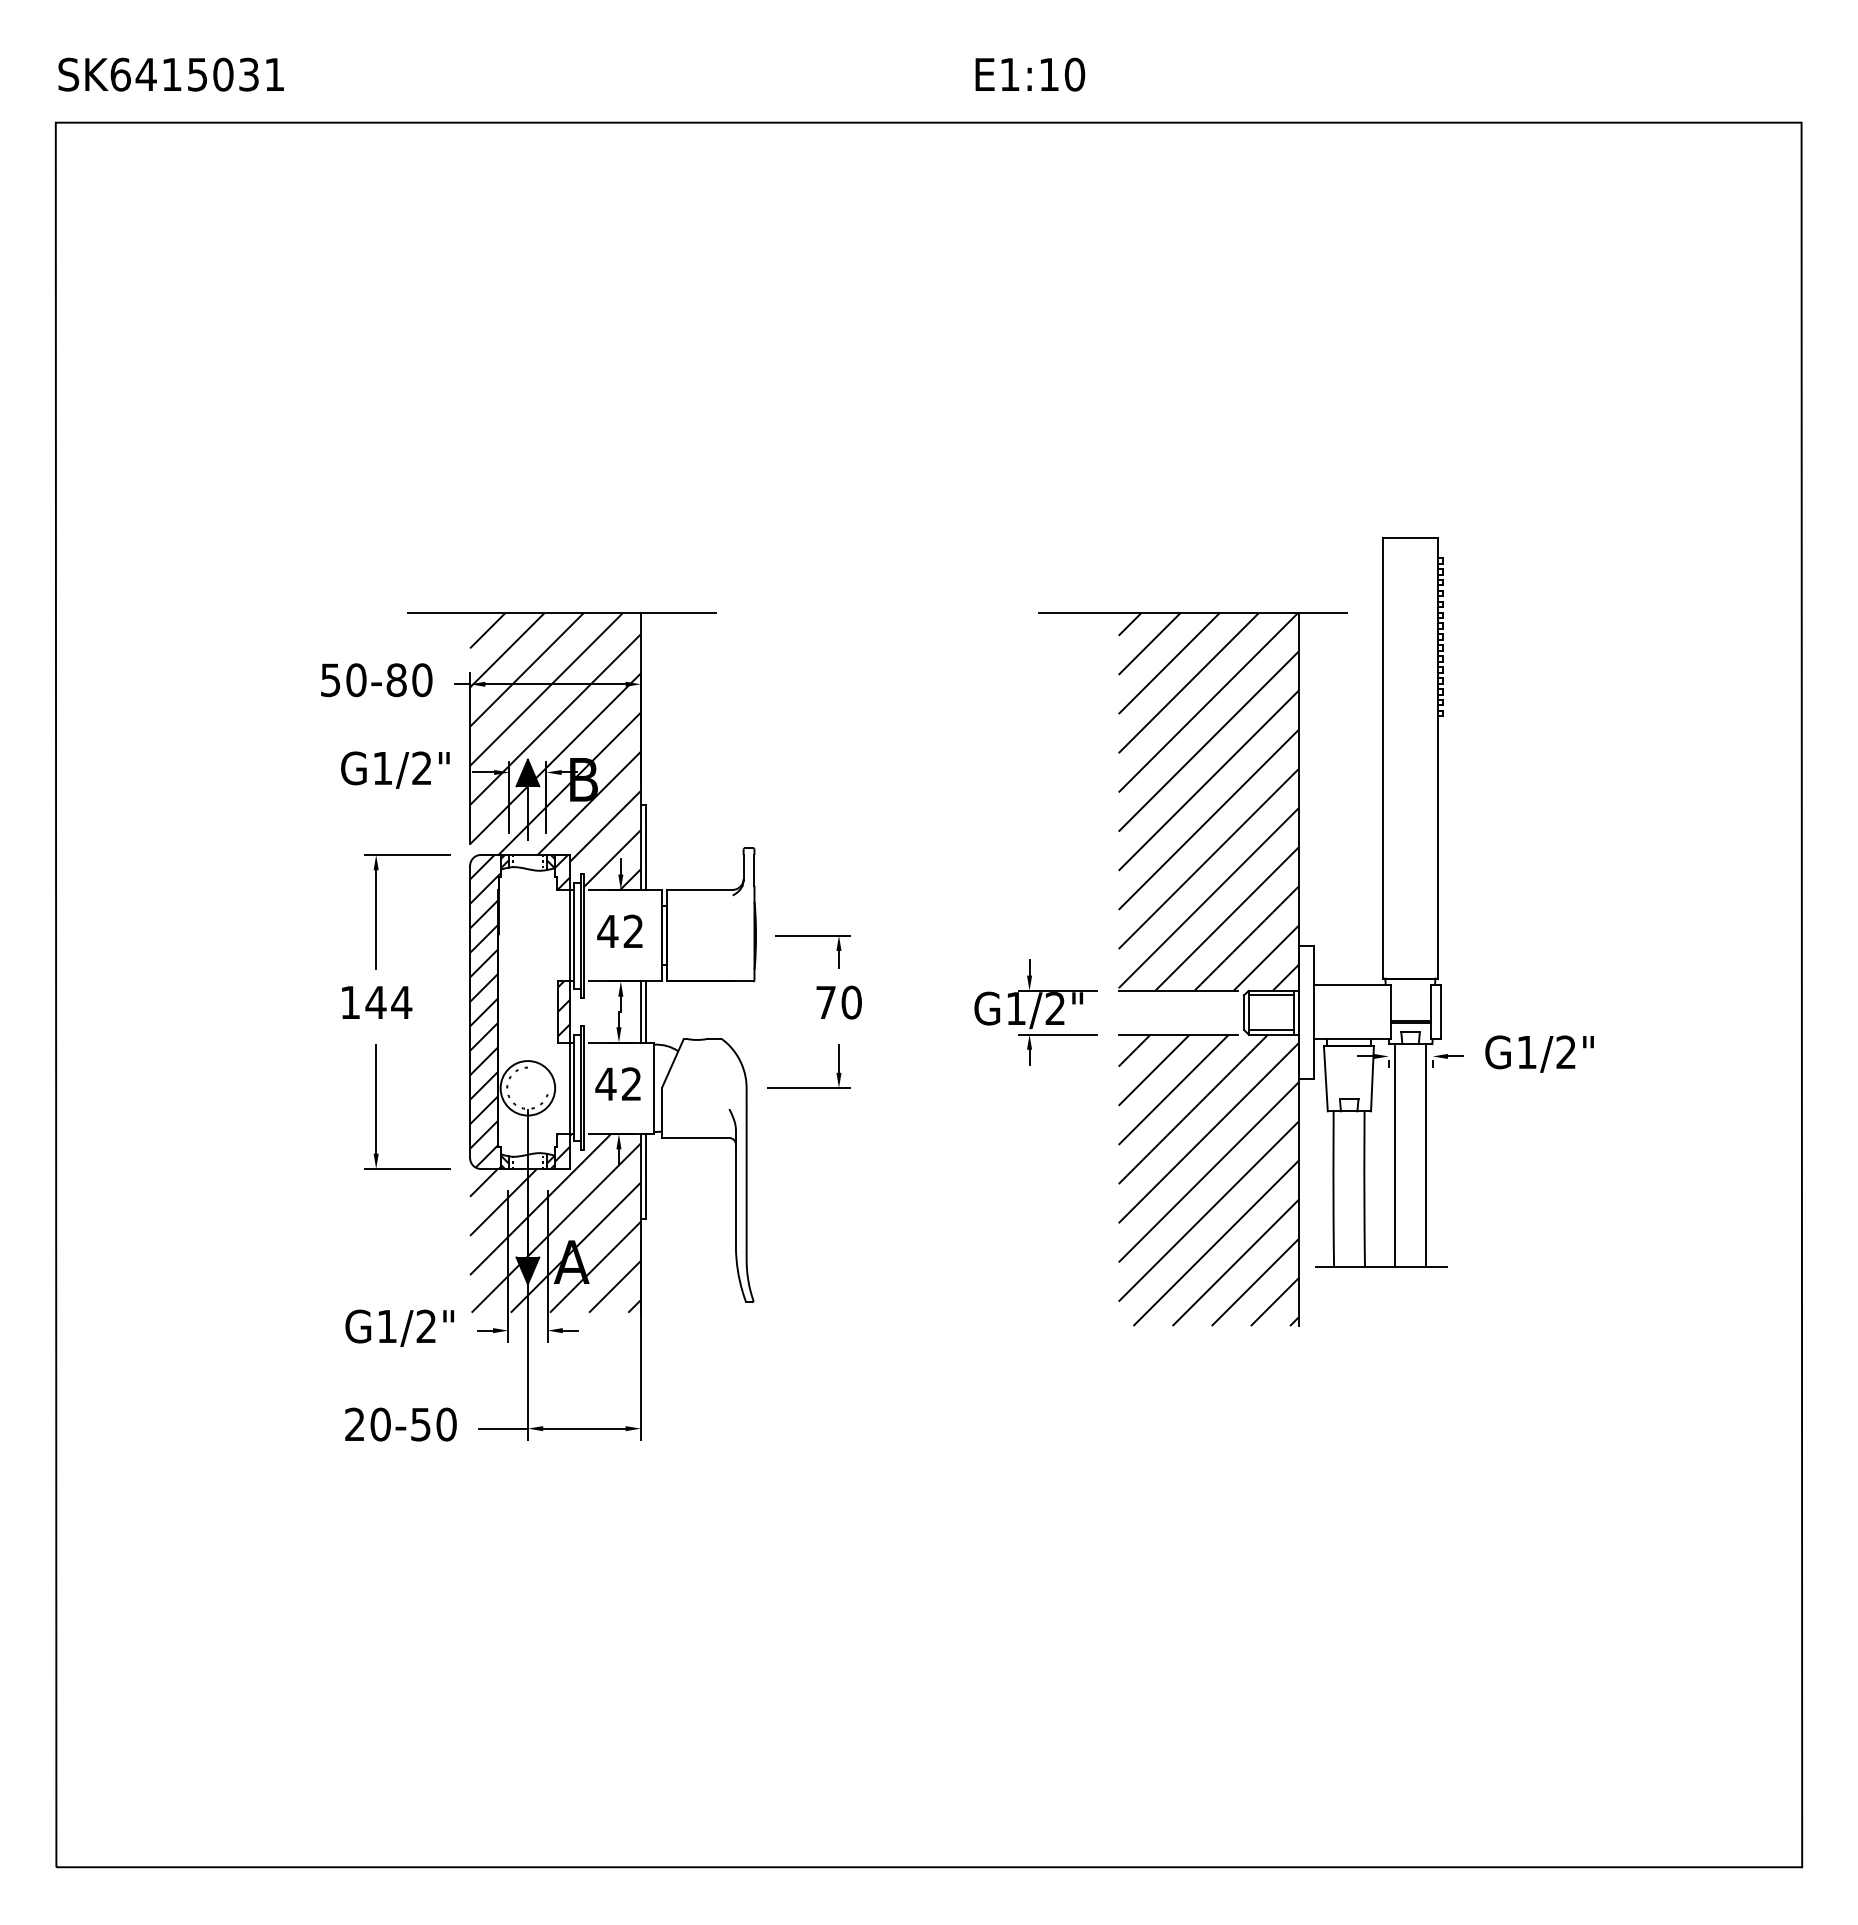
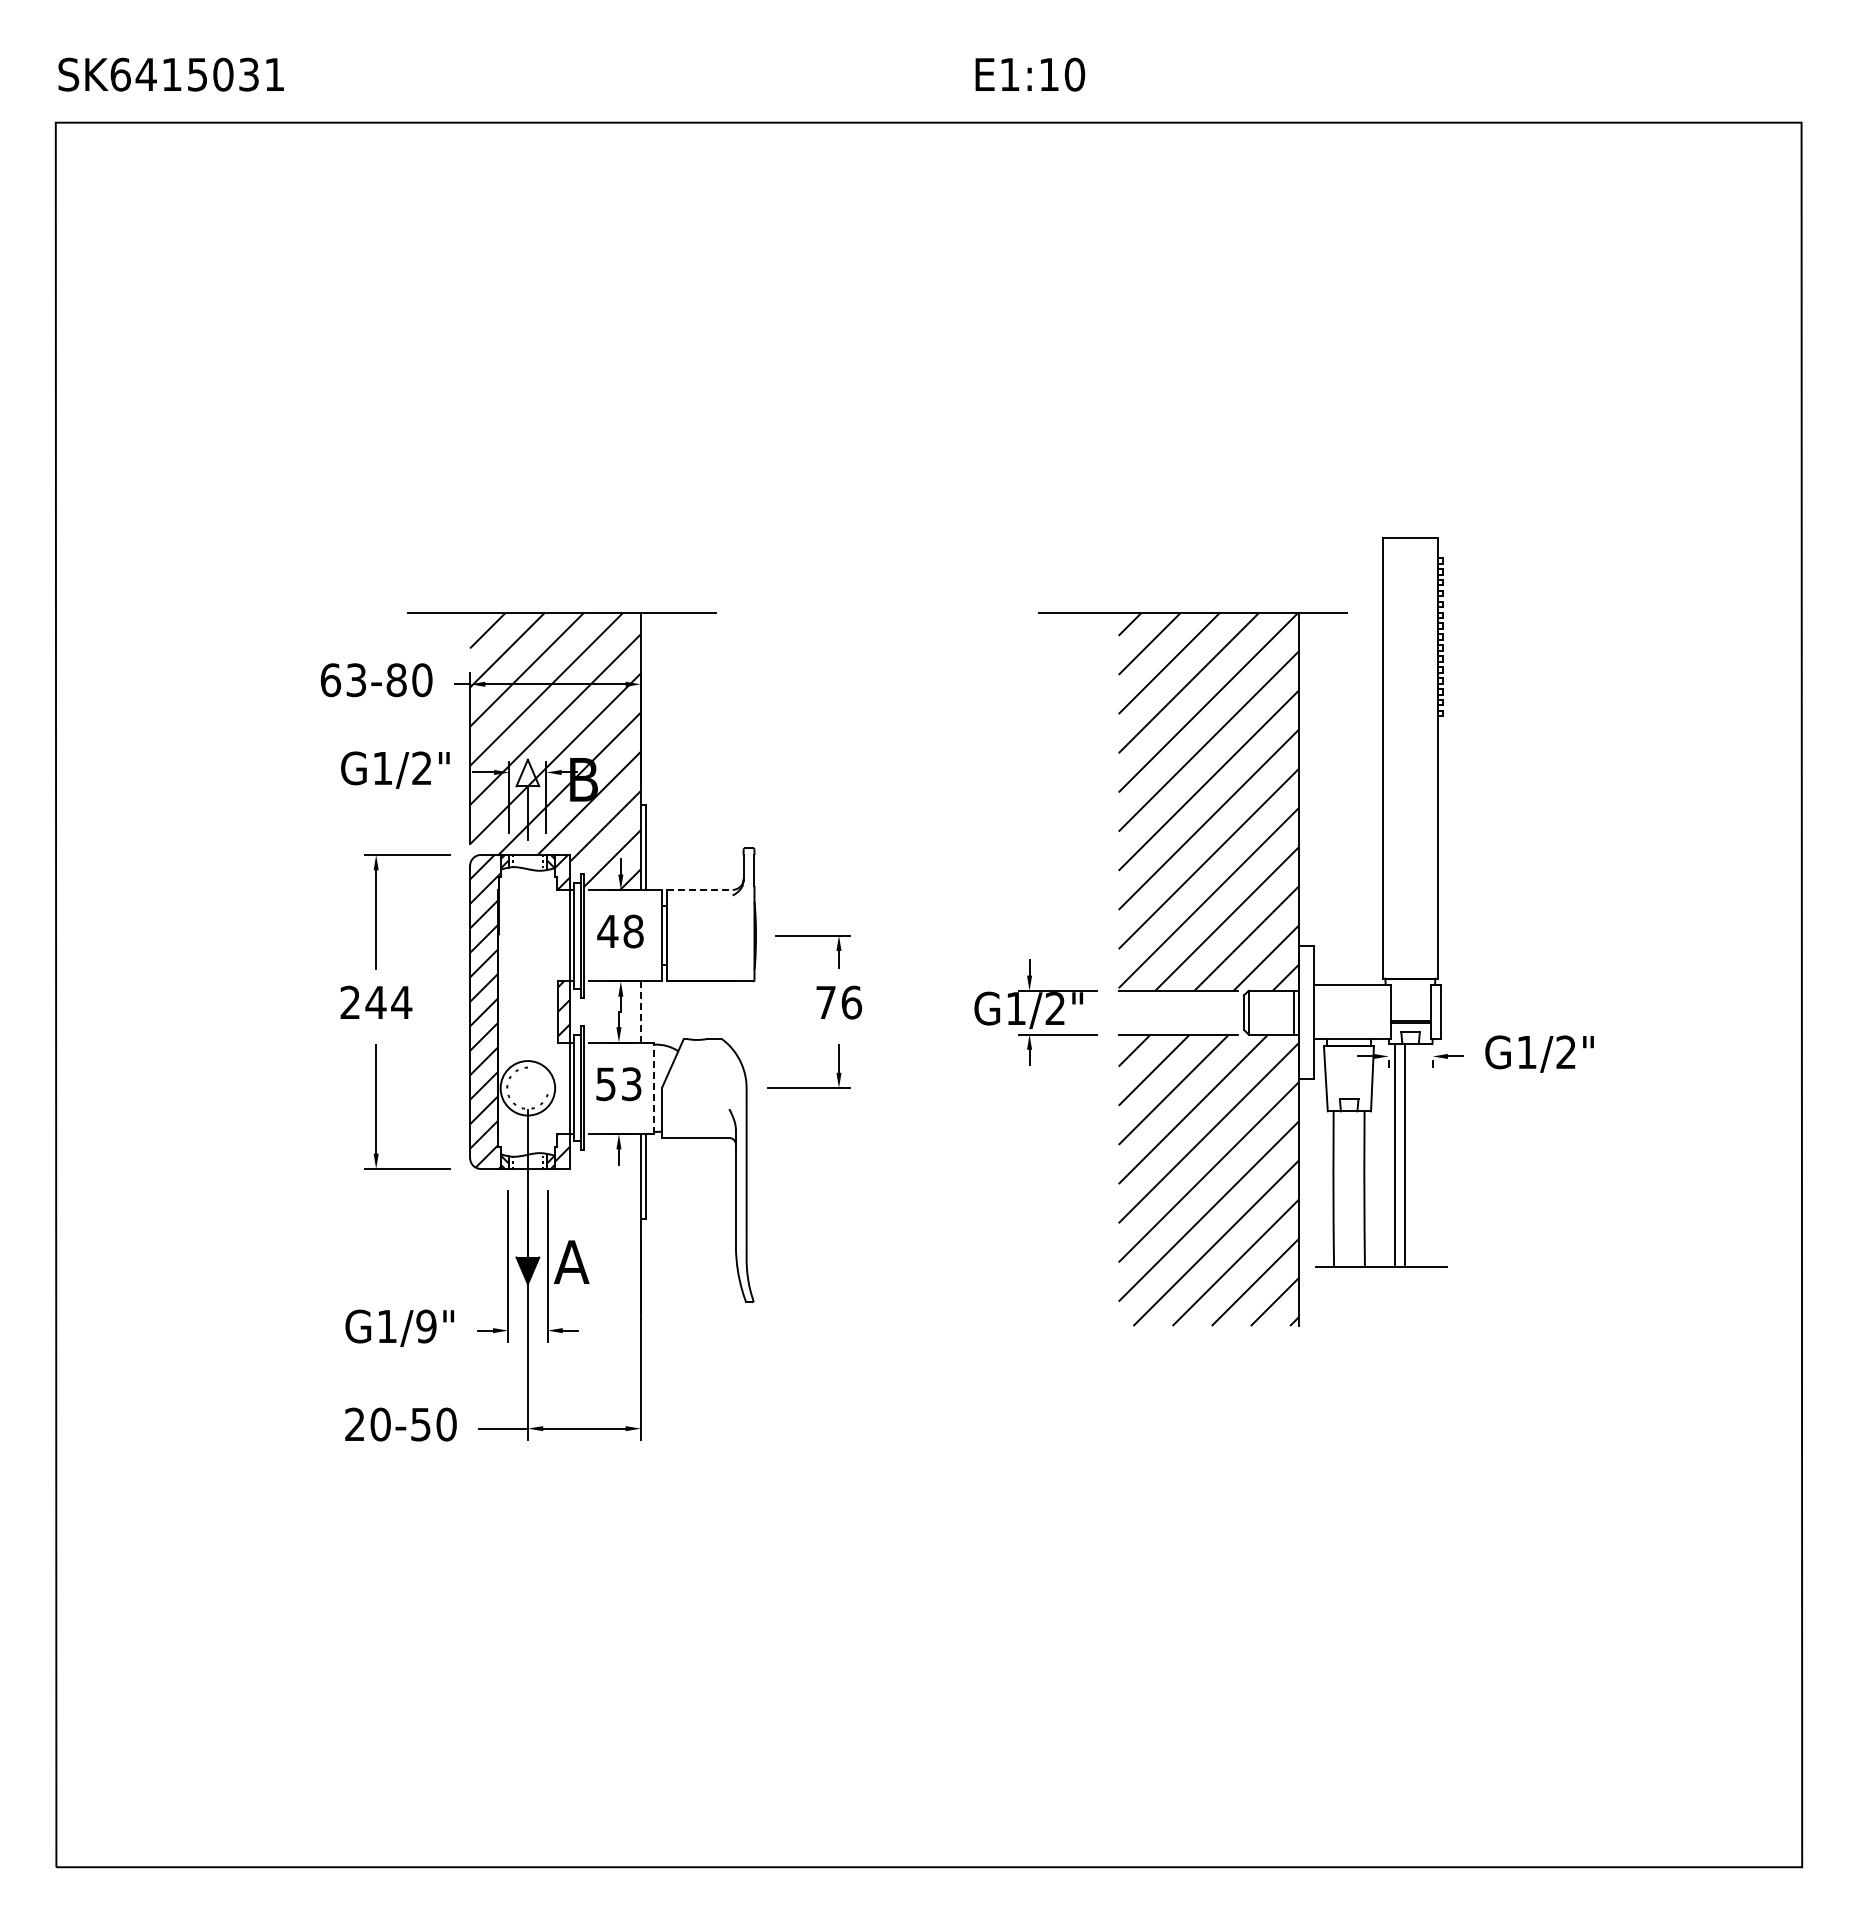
text: 50-80 -> 63-80 (343, 680)
fill: present -> none (527, 772)
line: solid -> dashed (699, 889)
text: 42 -> 48 (633, 931)
line: present -> none (1271, 995)
text: 144 -> 244 (349, 1001)
text: 70 -> 76 (851, 1002)
line: solid -> dashed (640, 1011)
line: present -> none (646, 1011)
line: present -> none (1271, 1029)
text: 42 -> 53 (618, 1084)
line: solid -> dashed (654, 1088)
line position: (1426, 1155) -> (1405, 1155) (1405, 1155)
hatch: present -> none (555, 1223)
text: G1/2" -> G1/9" (426, 1326)
